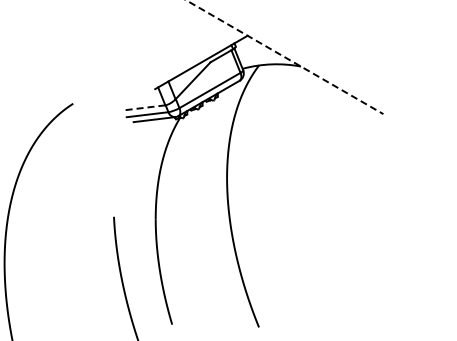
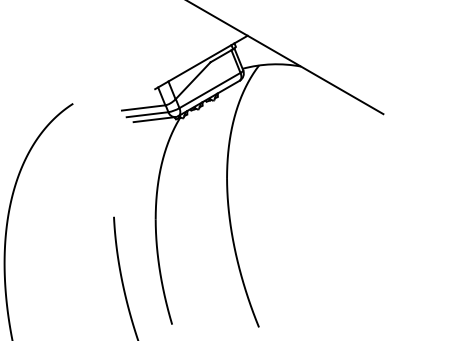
line: dashed -> solid (285, 57)
line: dashed -> solid (143, 107)
